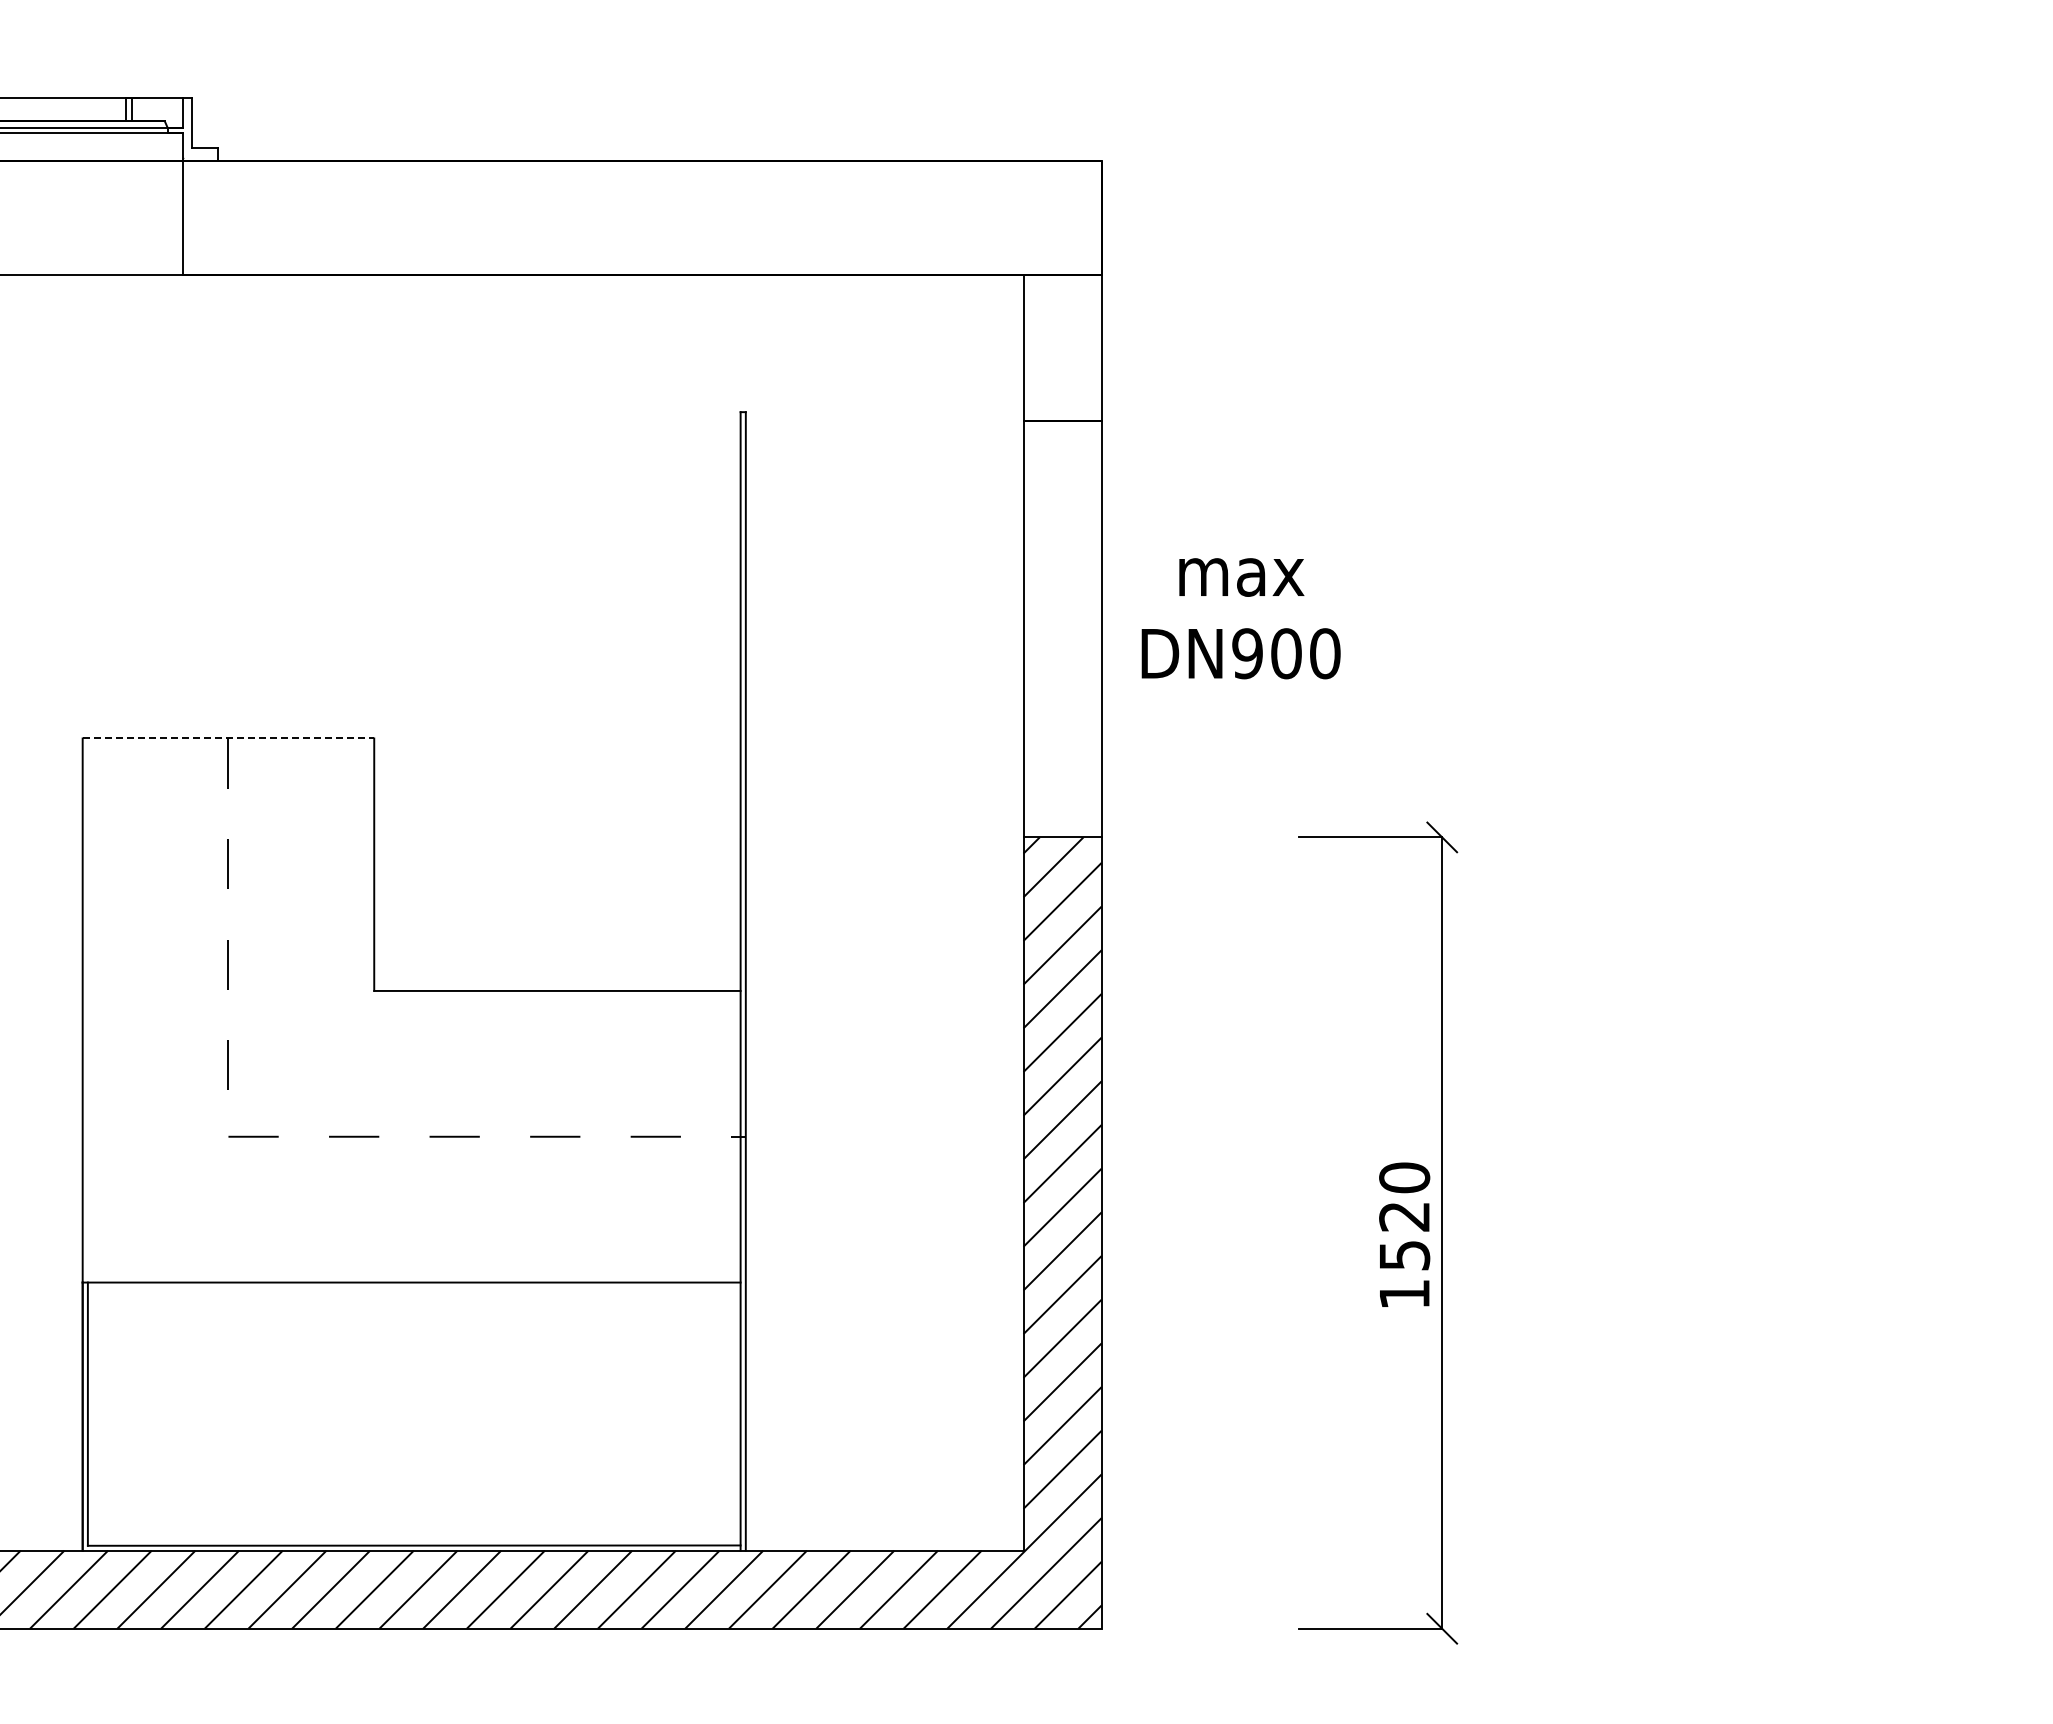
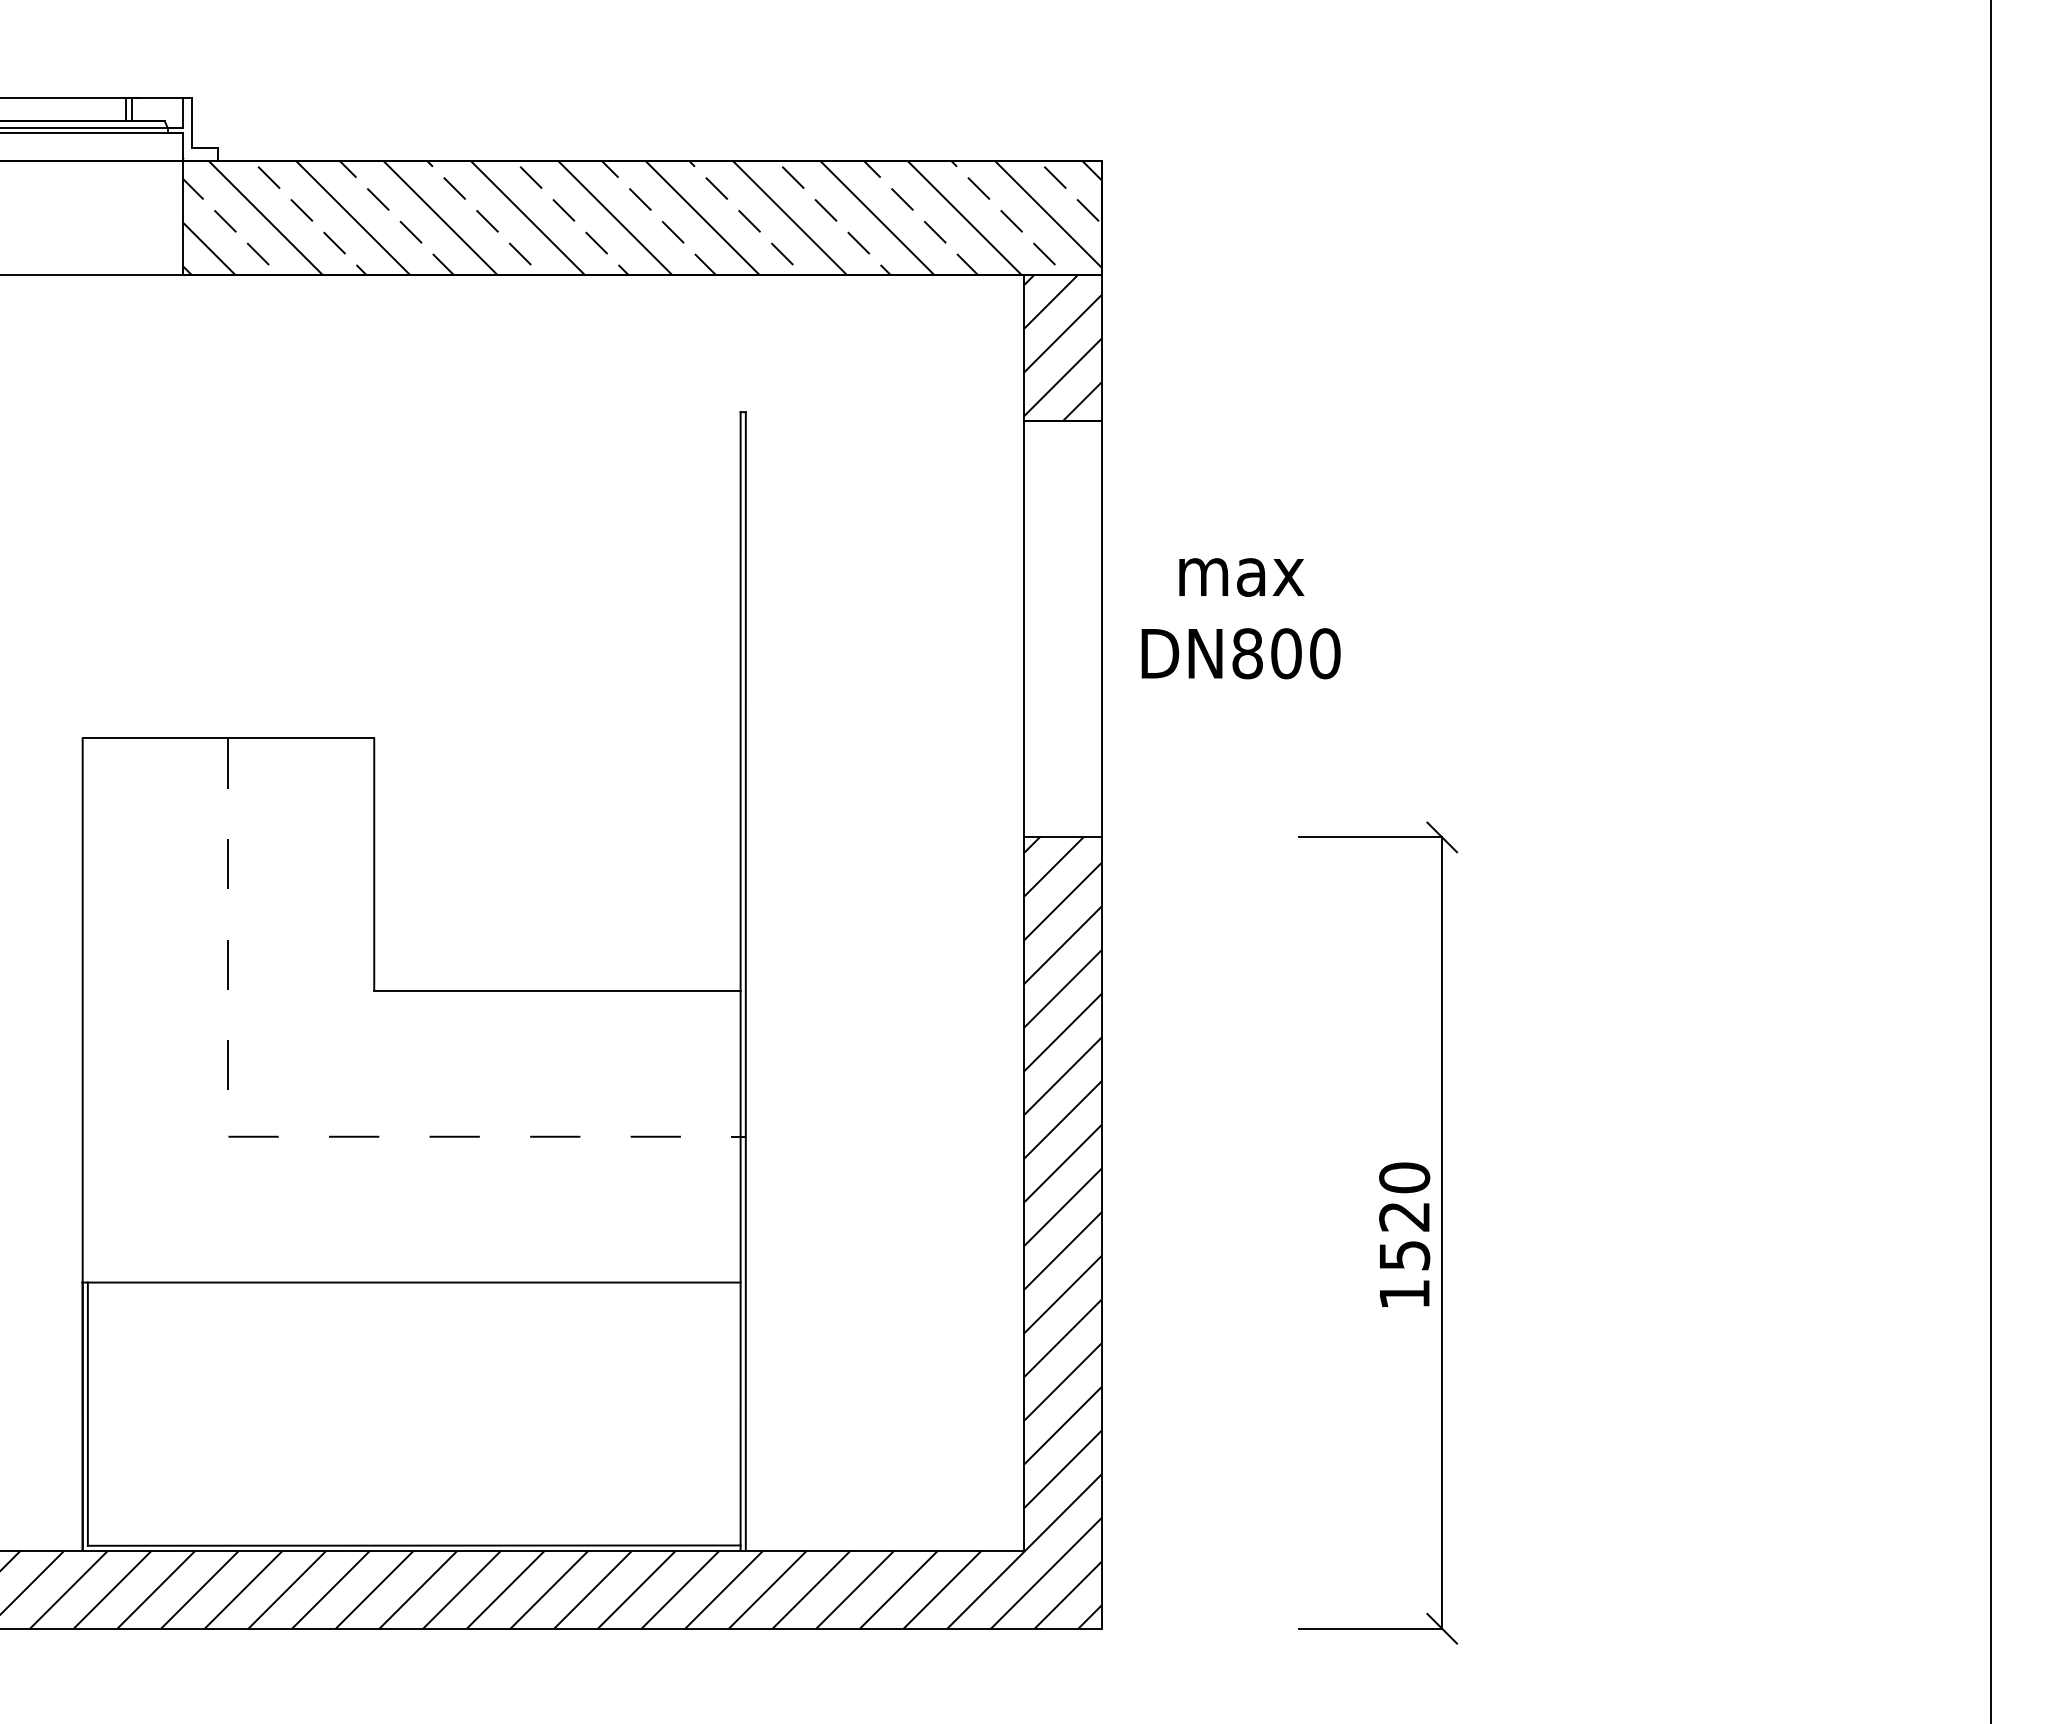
hatch: none -> present (641, 217)
hatch: none -> present (1062, 347)
text: DN900 -> DN800 (1247, 653)
line: dashed -> solid (228, 738)
line: none -> present (1991, 861)
